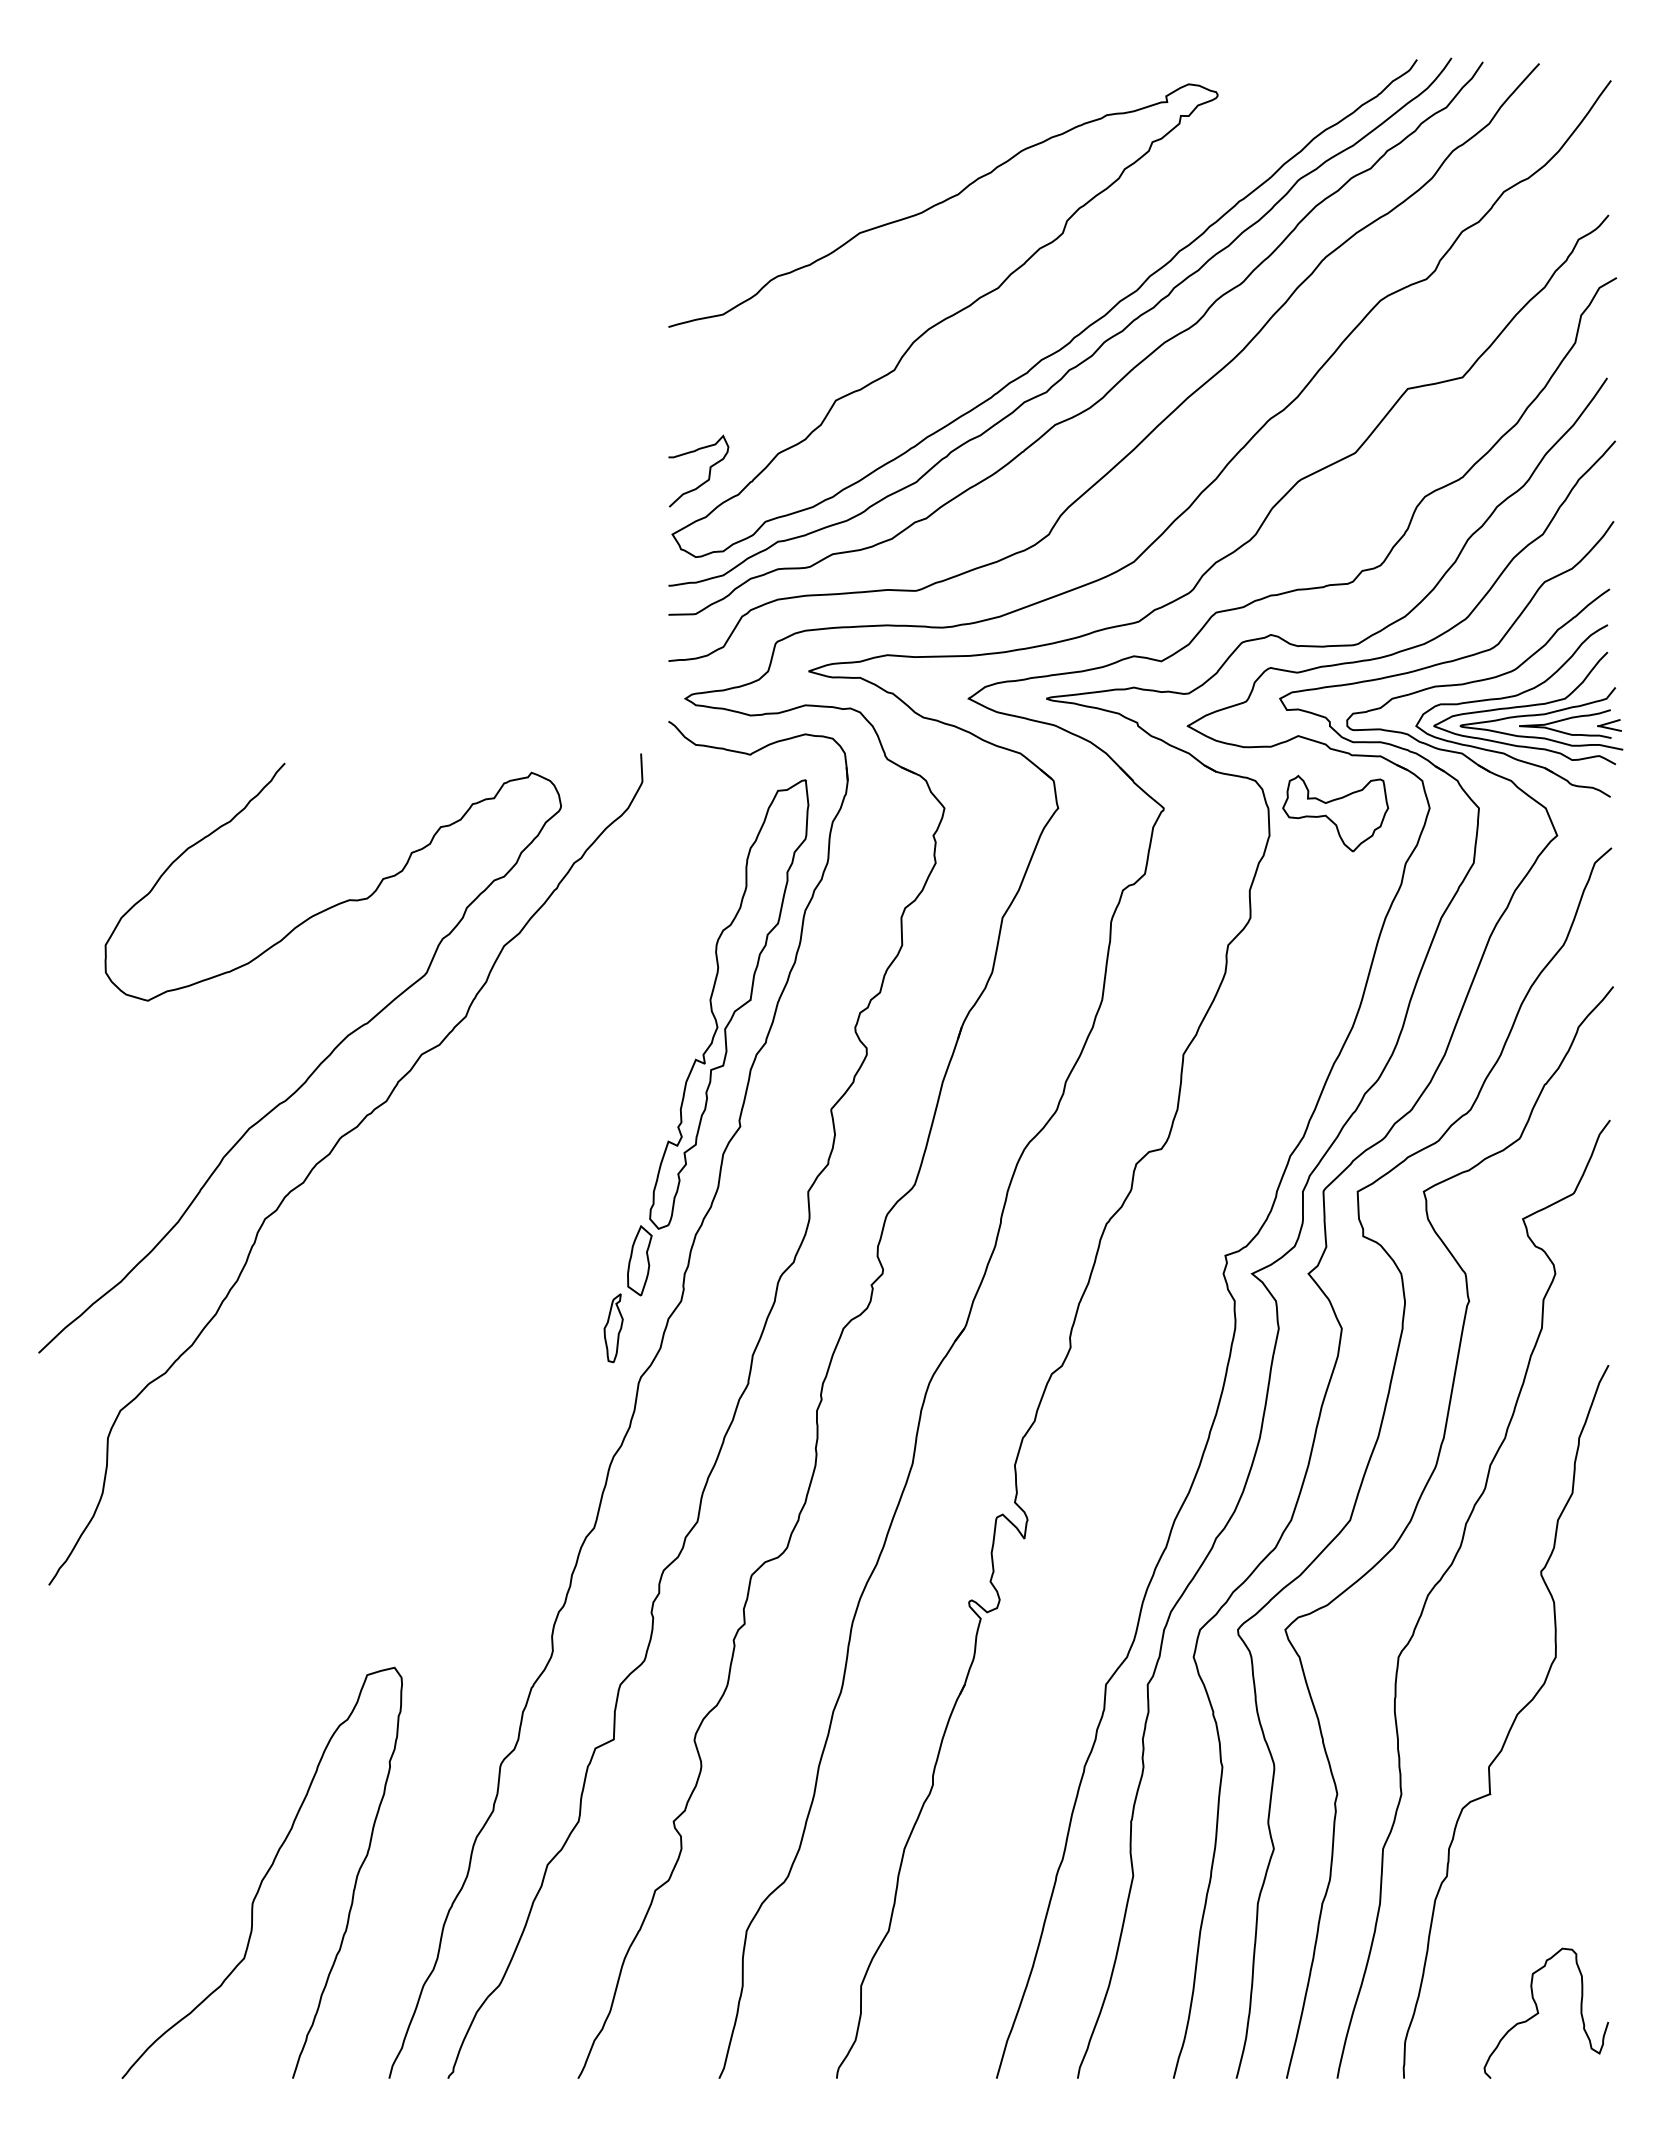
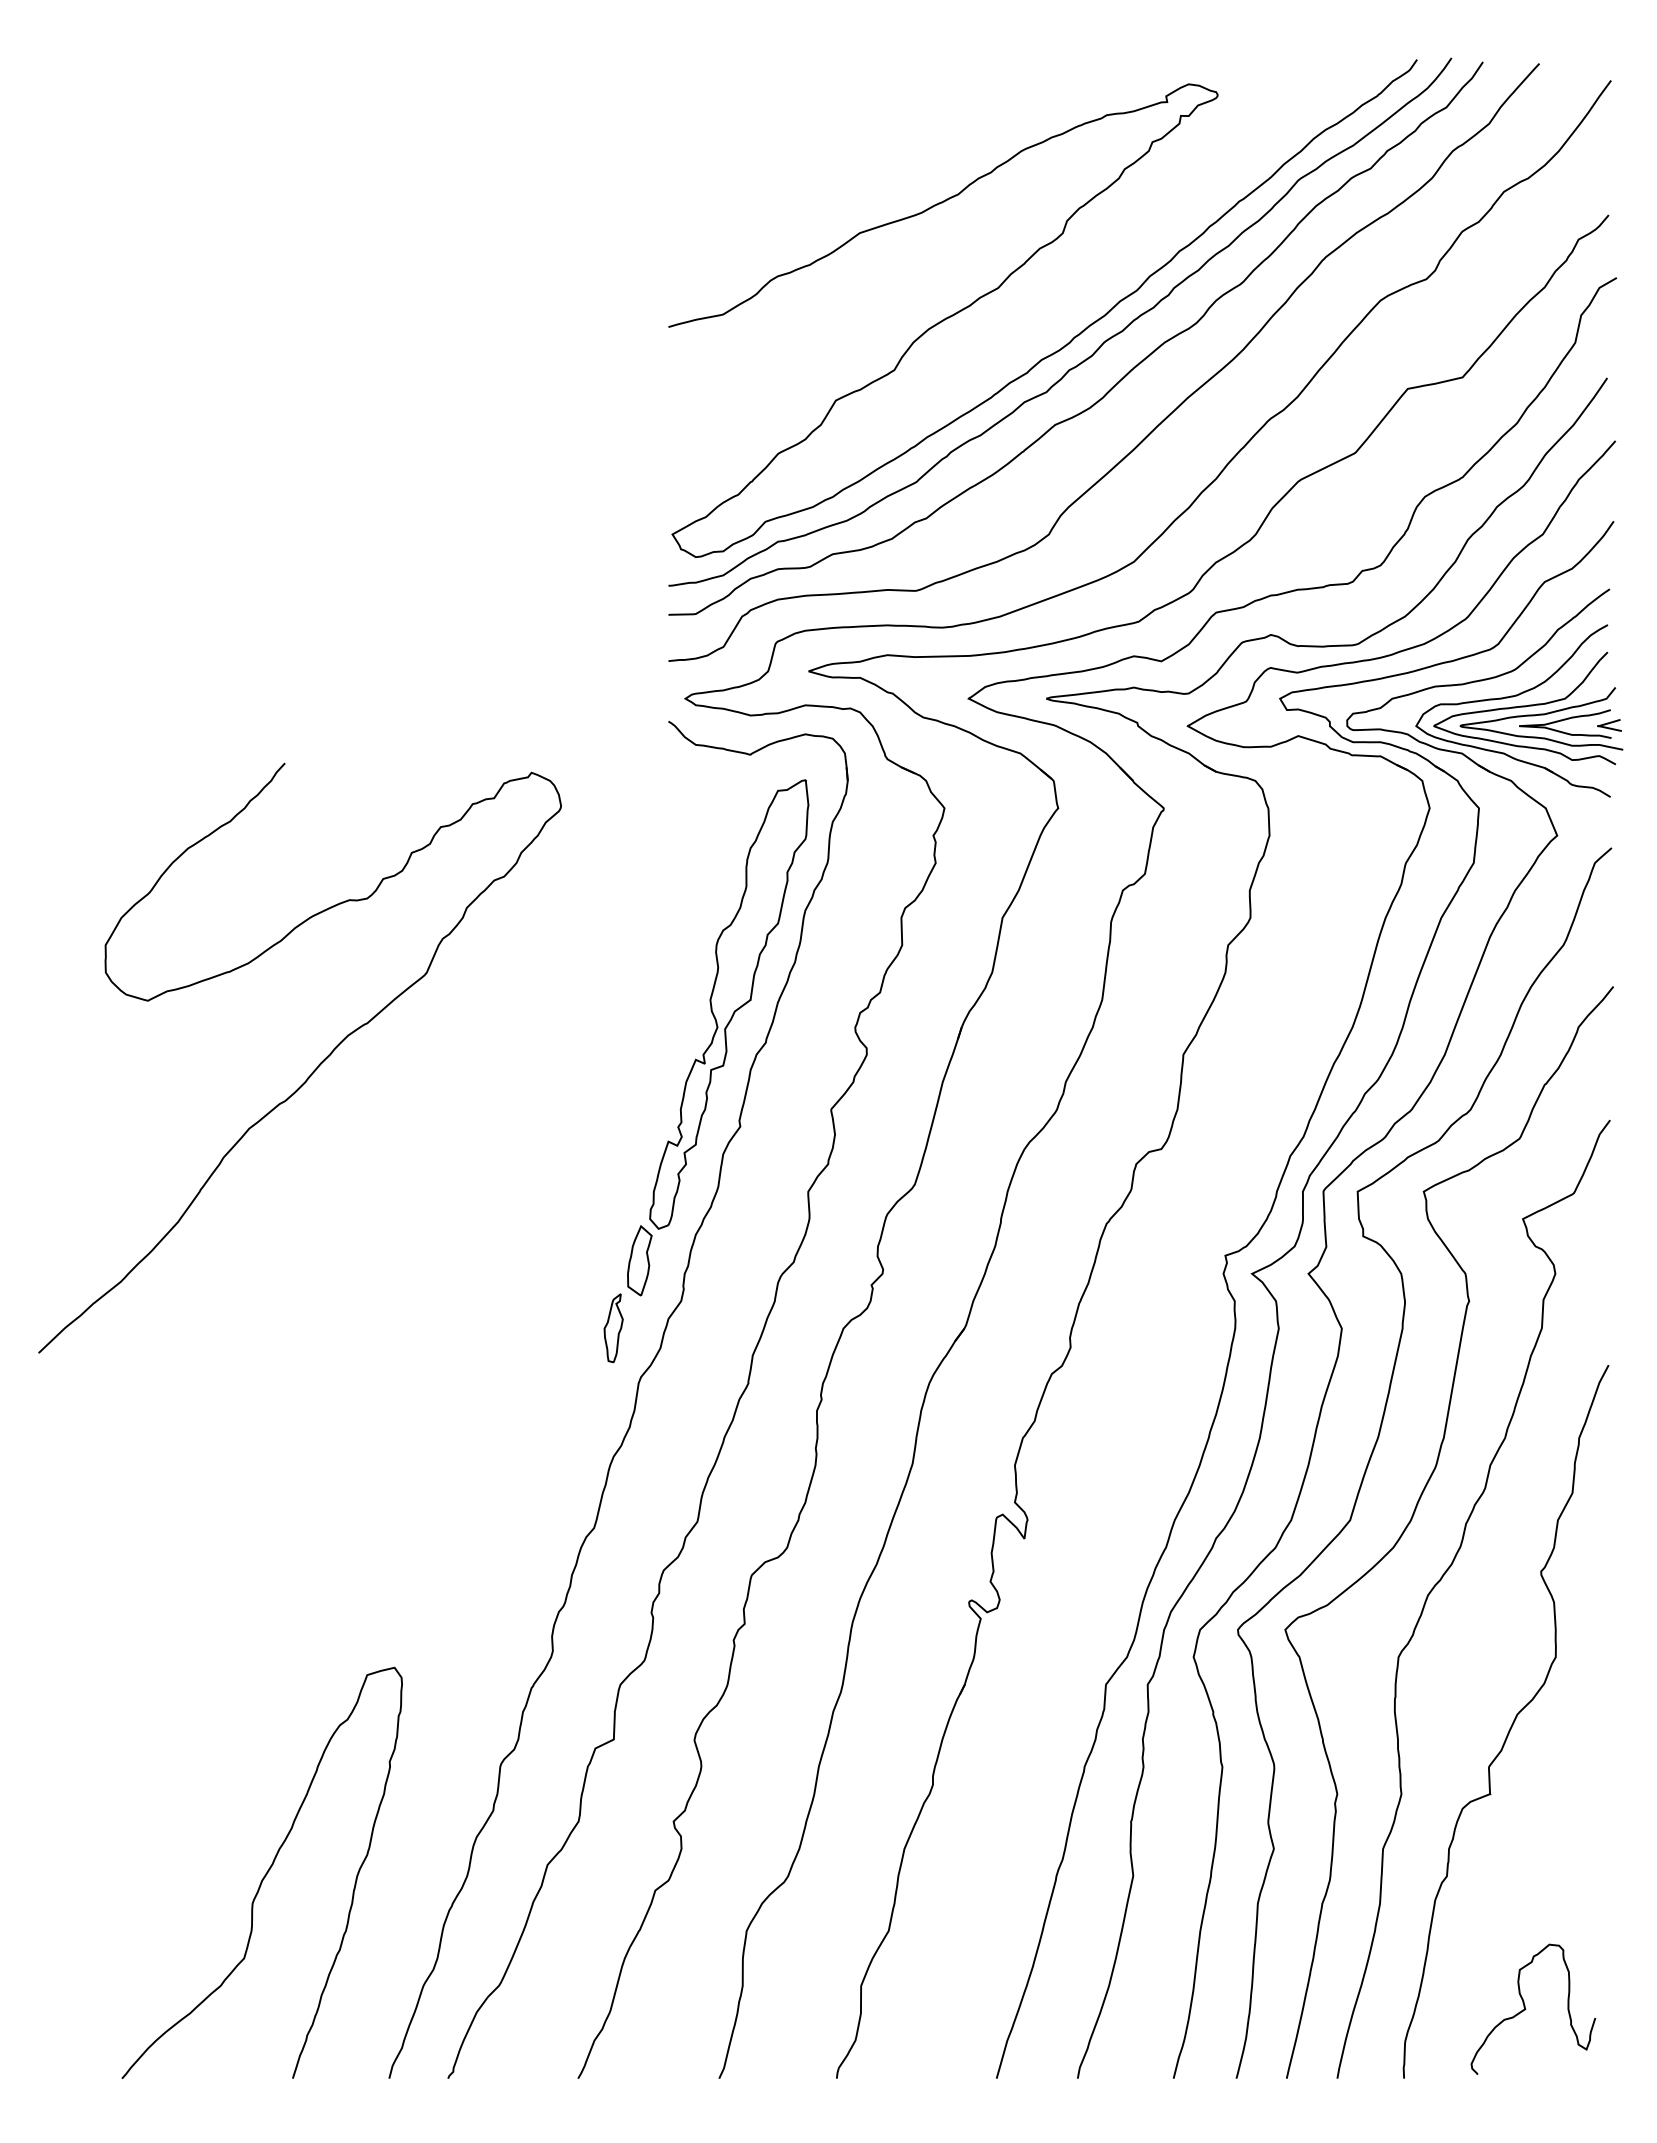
curve: present -> none (708, 474)
part: present -> none (1335, 813)
curve: present -> none (330, 1154)
curve position: (1539, 2013) -> (1526, 2009) (1526, 2009)
